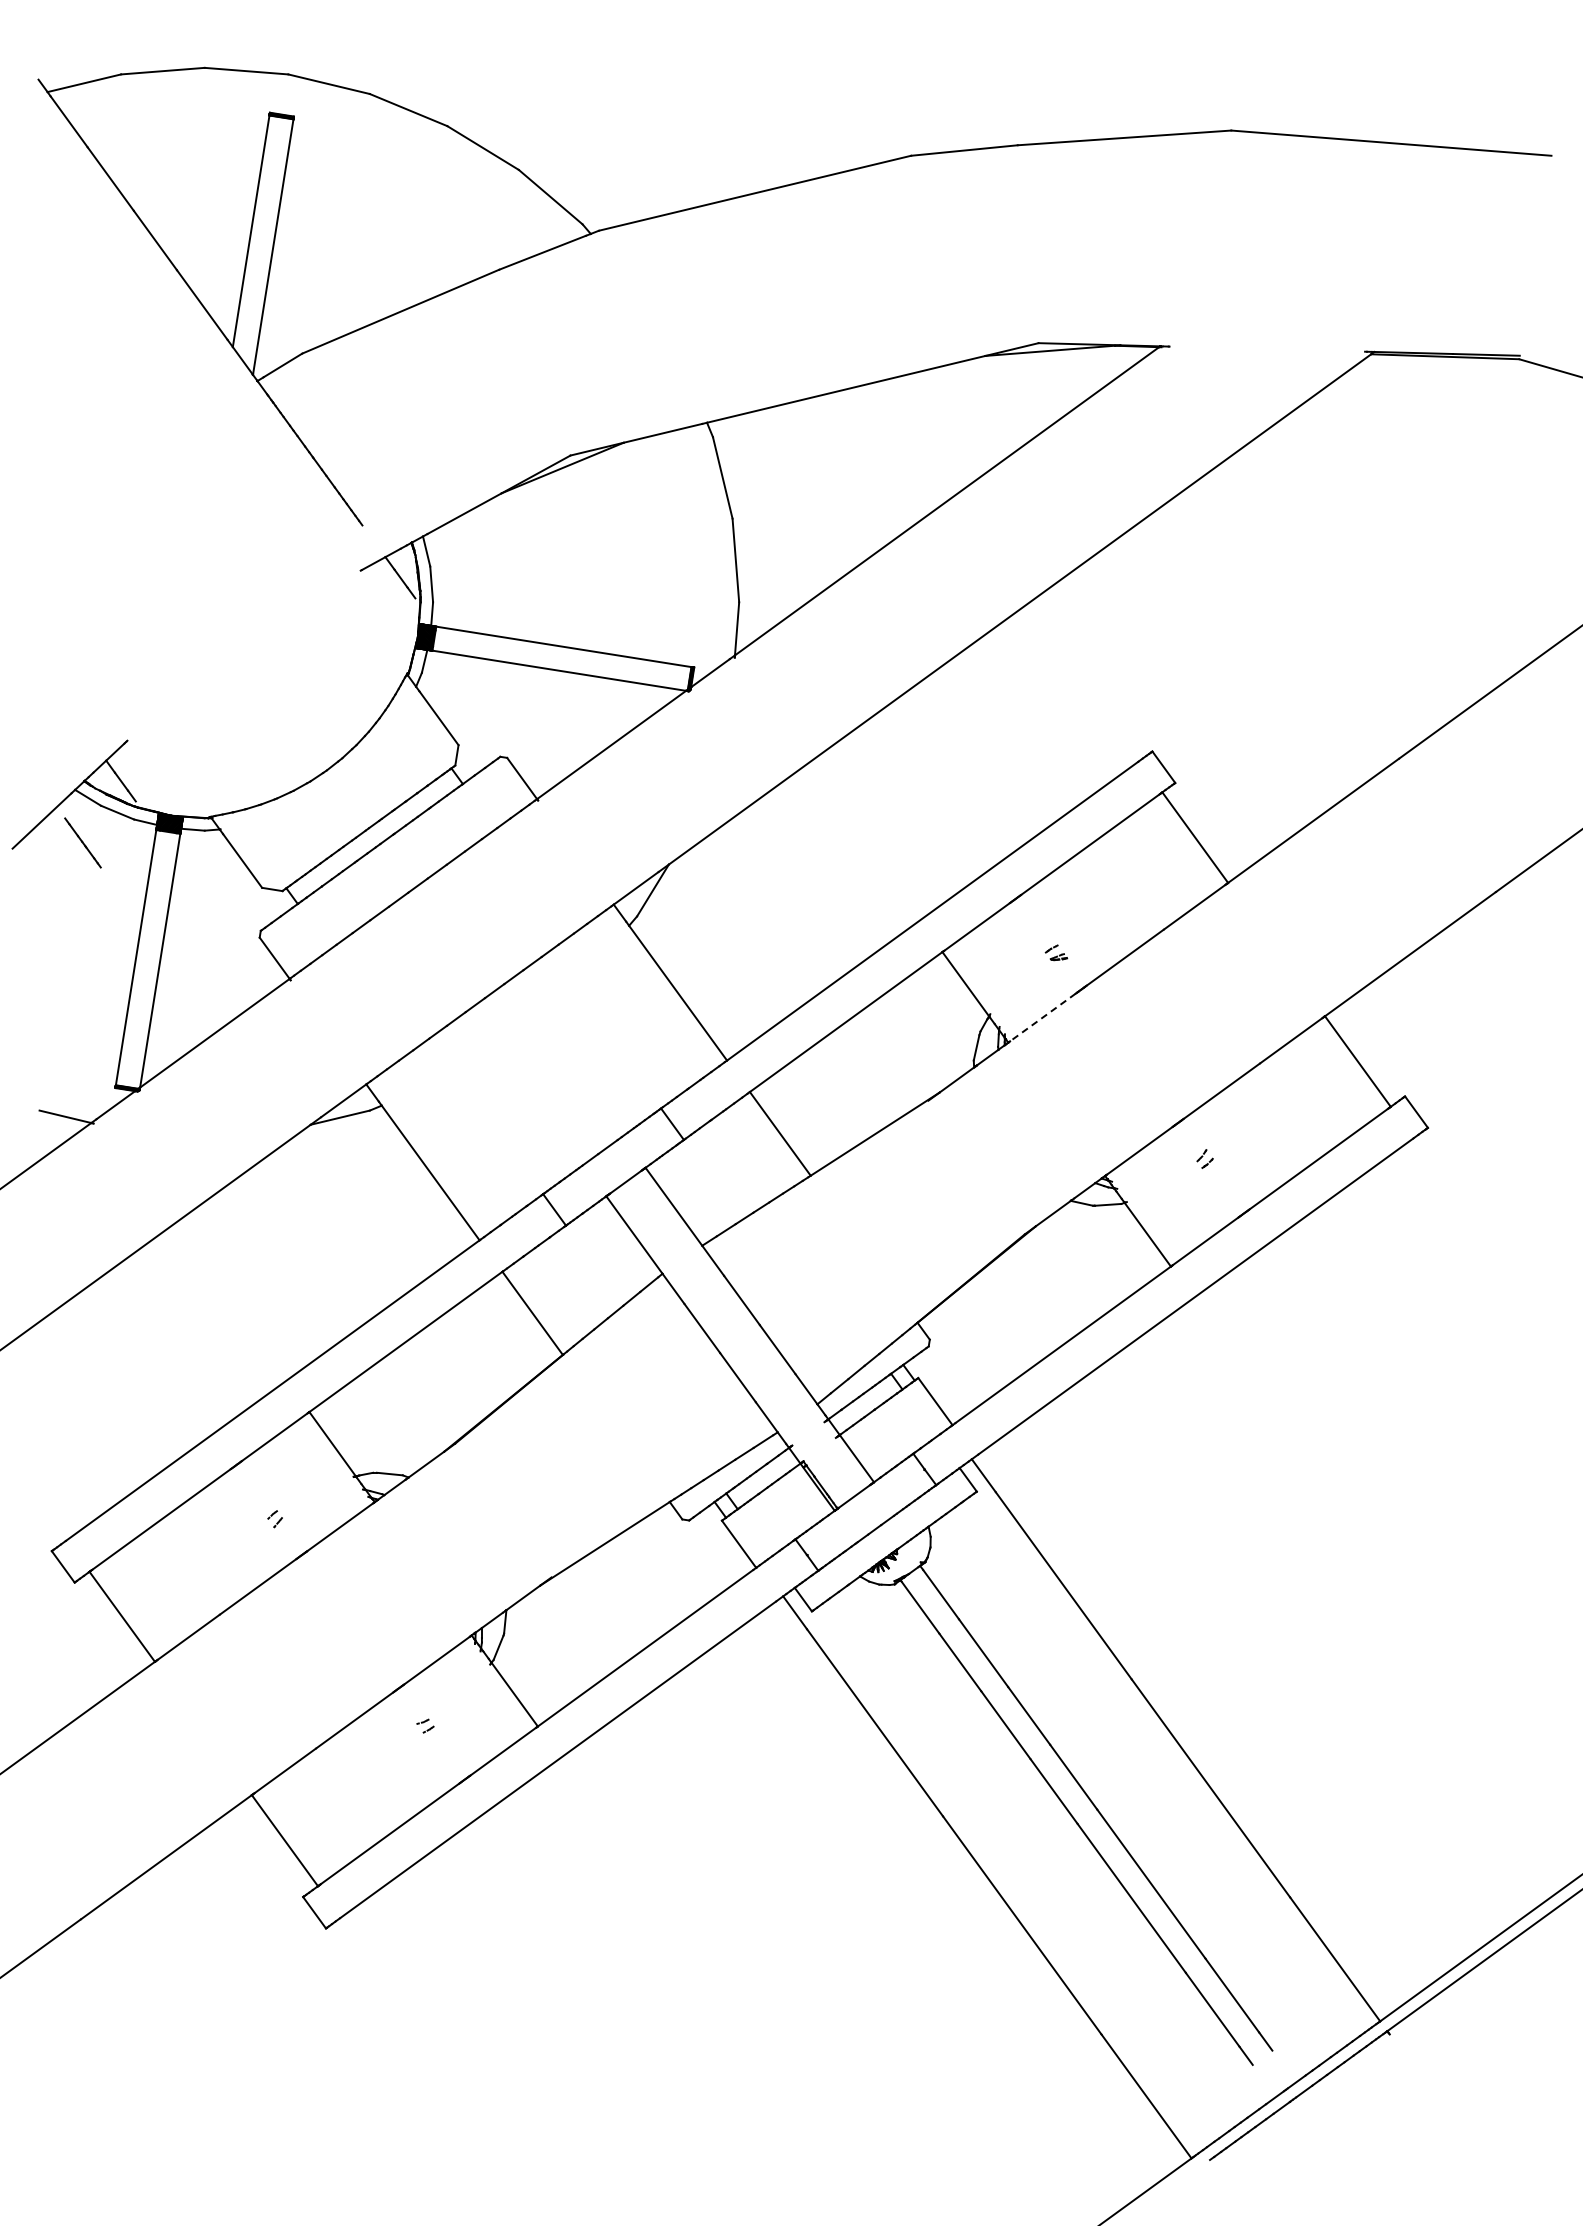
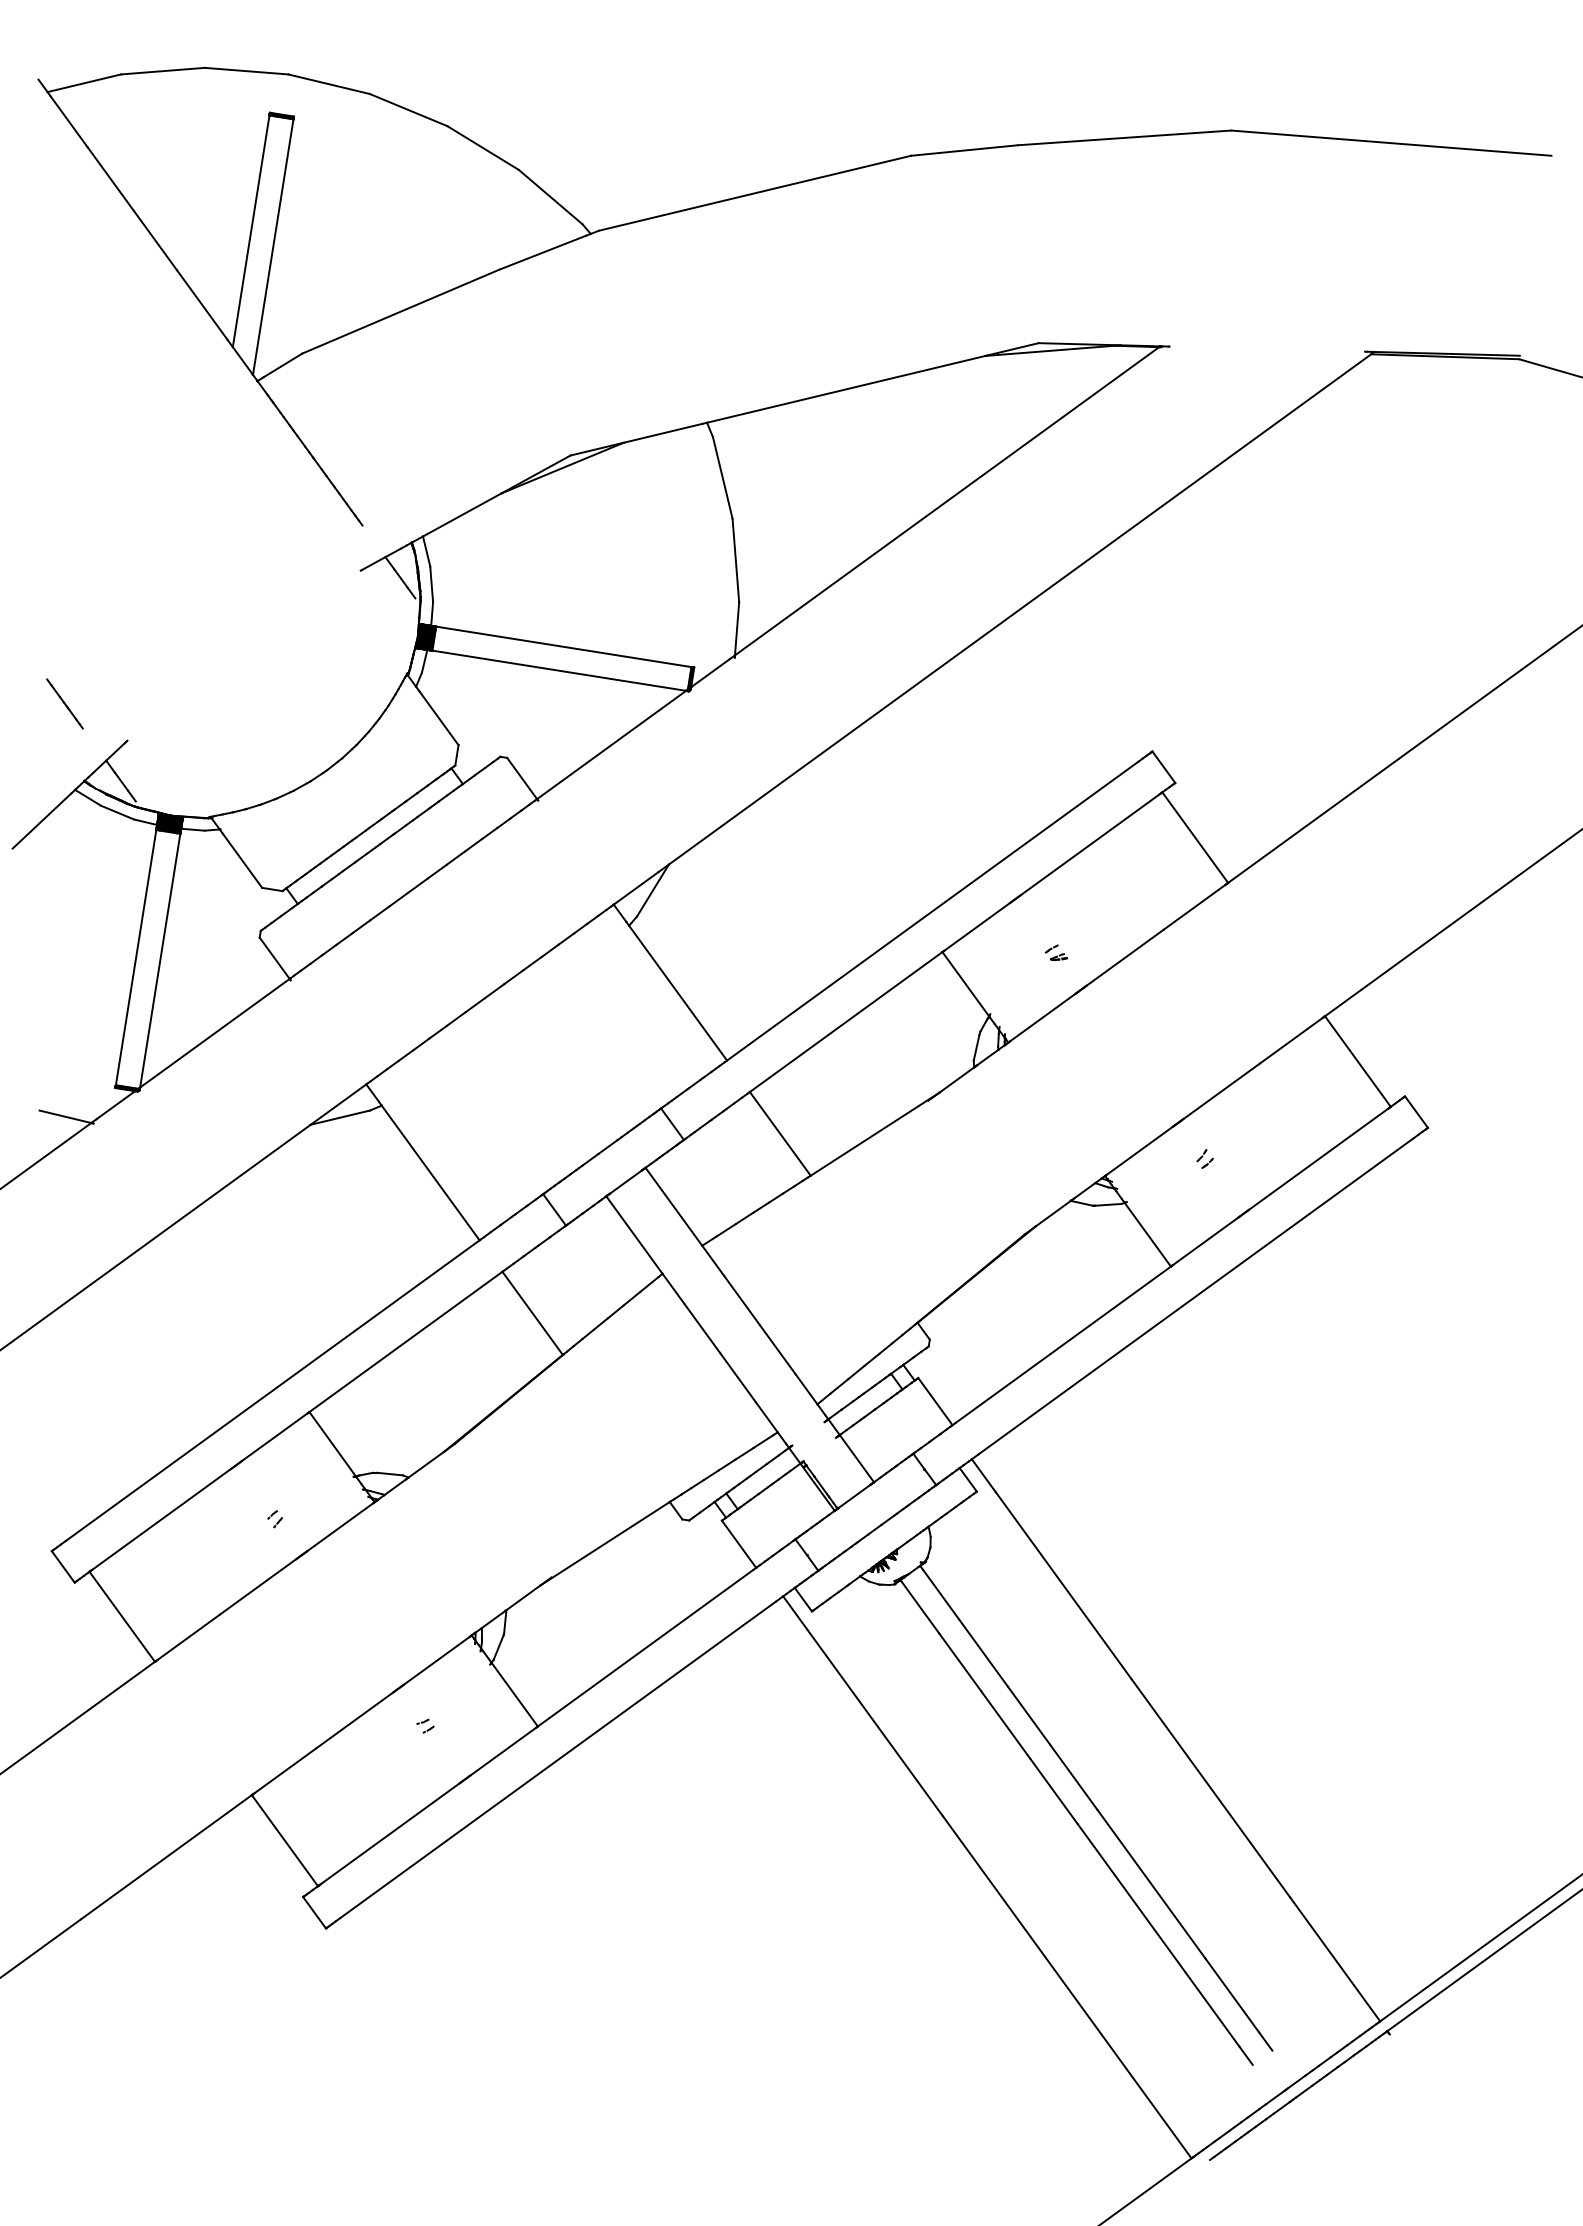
line position: (82, 842) -> (64, 703) (64, 703)
line: dashed -> solid (1042, 1017)
